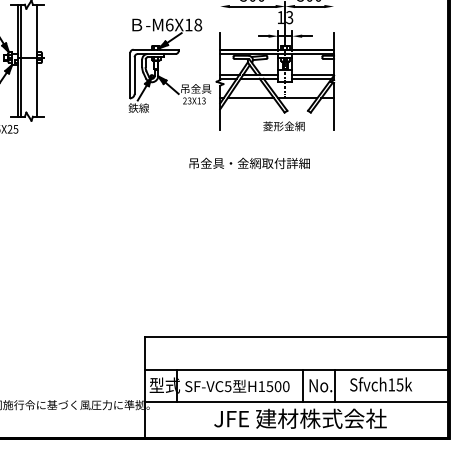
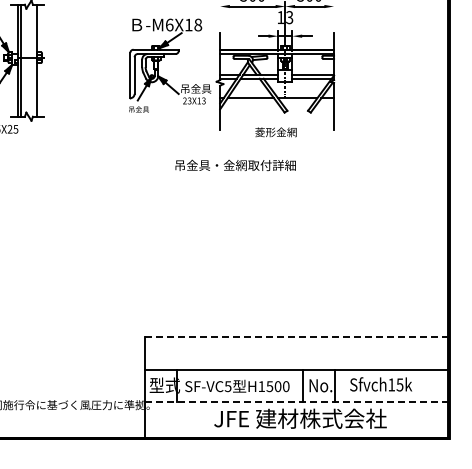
text: 鉄線 -> 吊金具 (138, 107)
text position: (283, 126) -> (275, 132) (275, 132)
text position: (249, 162) -> (235, 164) (235, 164)
line: solid -> dashed (296, 337)
line: solid -> dashed (296, 402)
